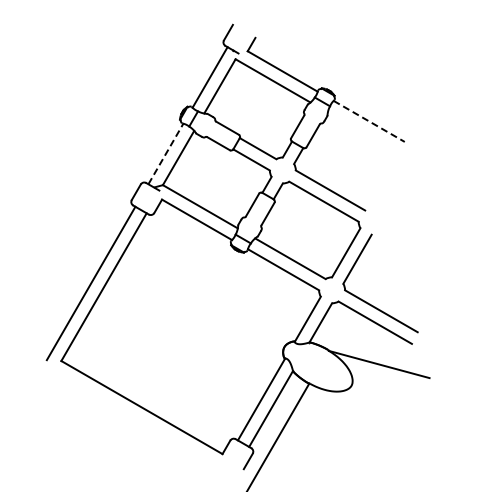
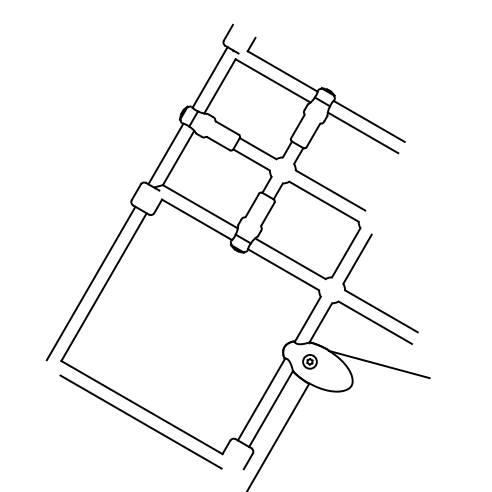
line: dashed -> solid (369, 121)
line: none -> present (362, 132)
line: dashed -> solid (165, 153)
part: none -> present (309, 361)
line: none -> present (140, 421)
